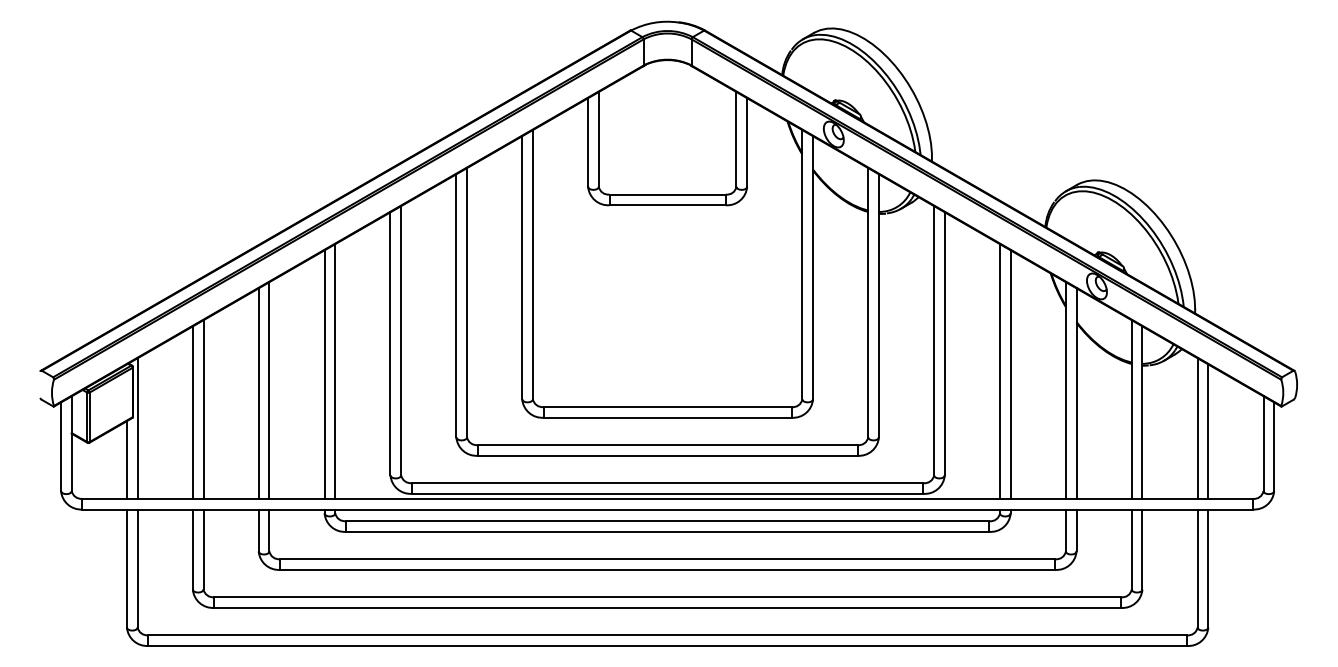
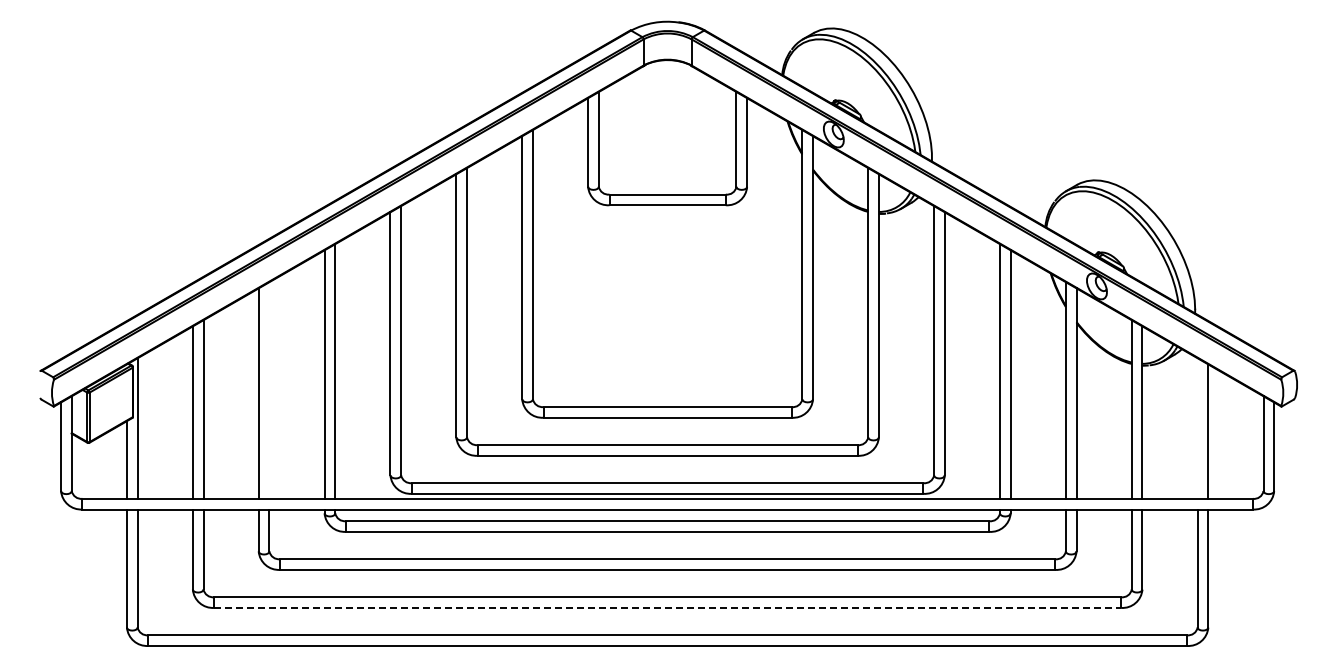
line: present -> none (269, 390)
line: present -> none (1197, 428)
line: solid -> dashed (668, 607)
